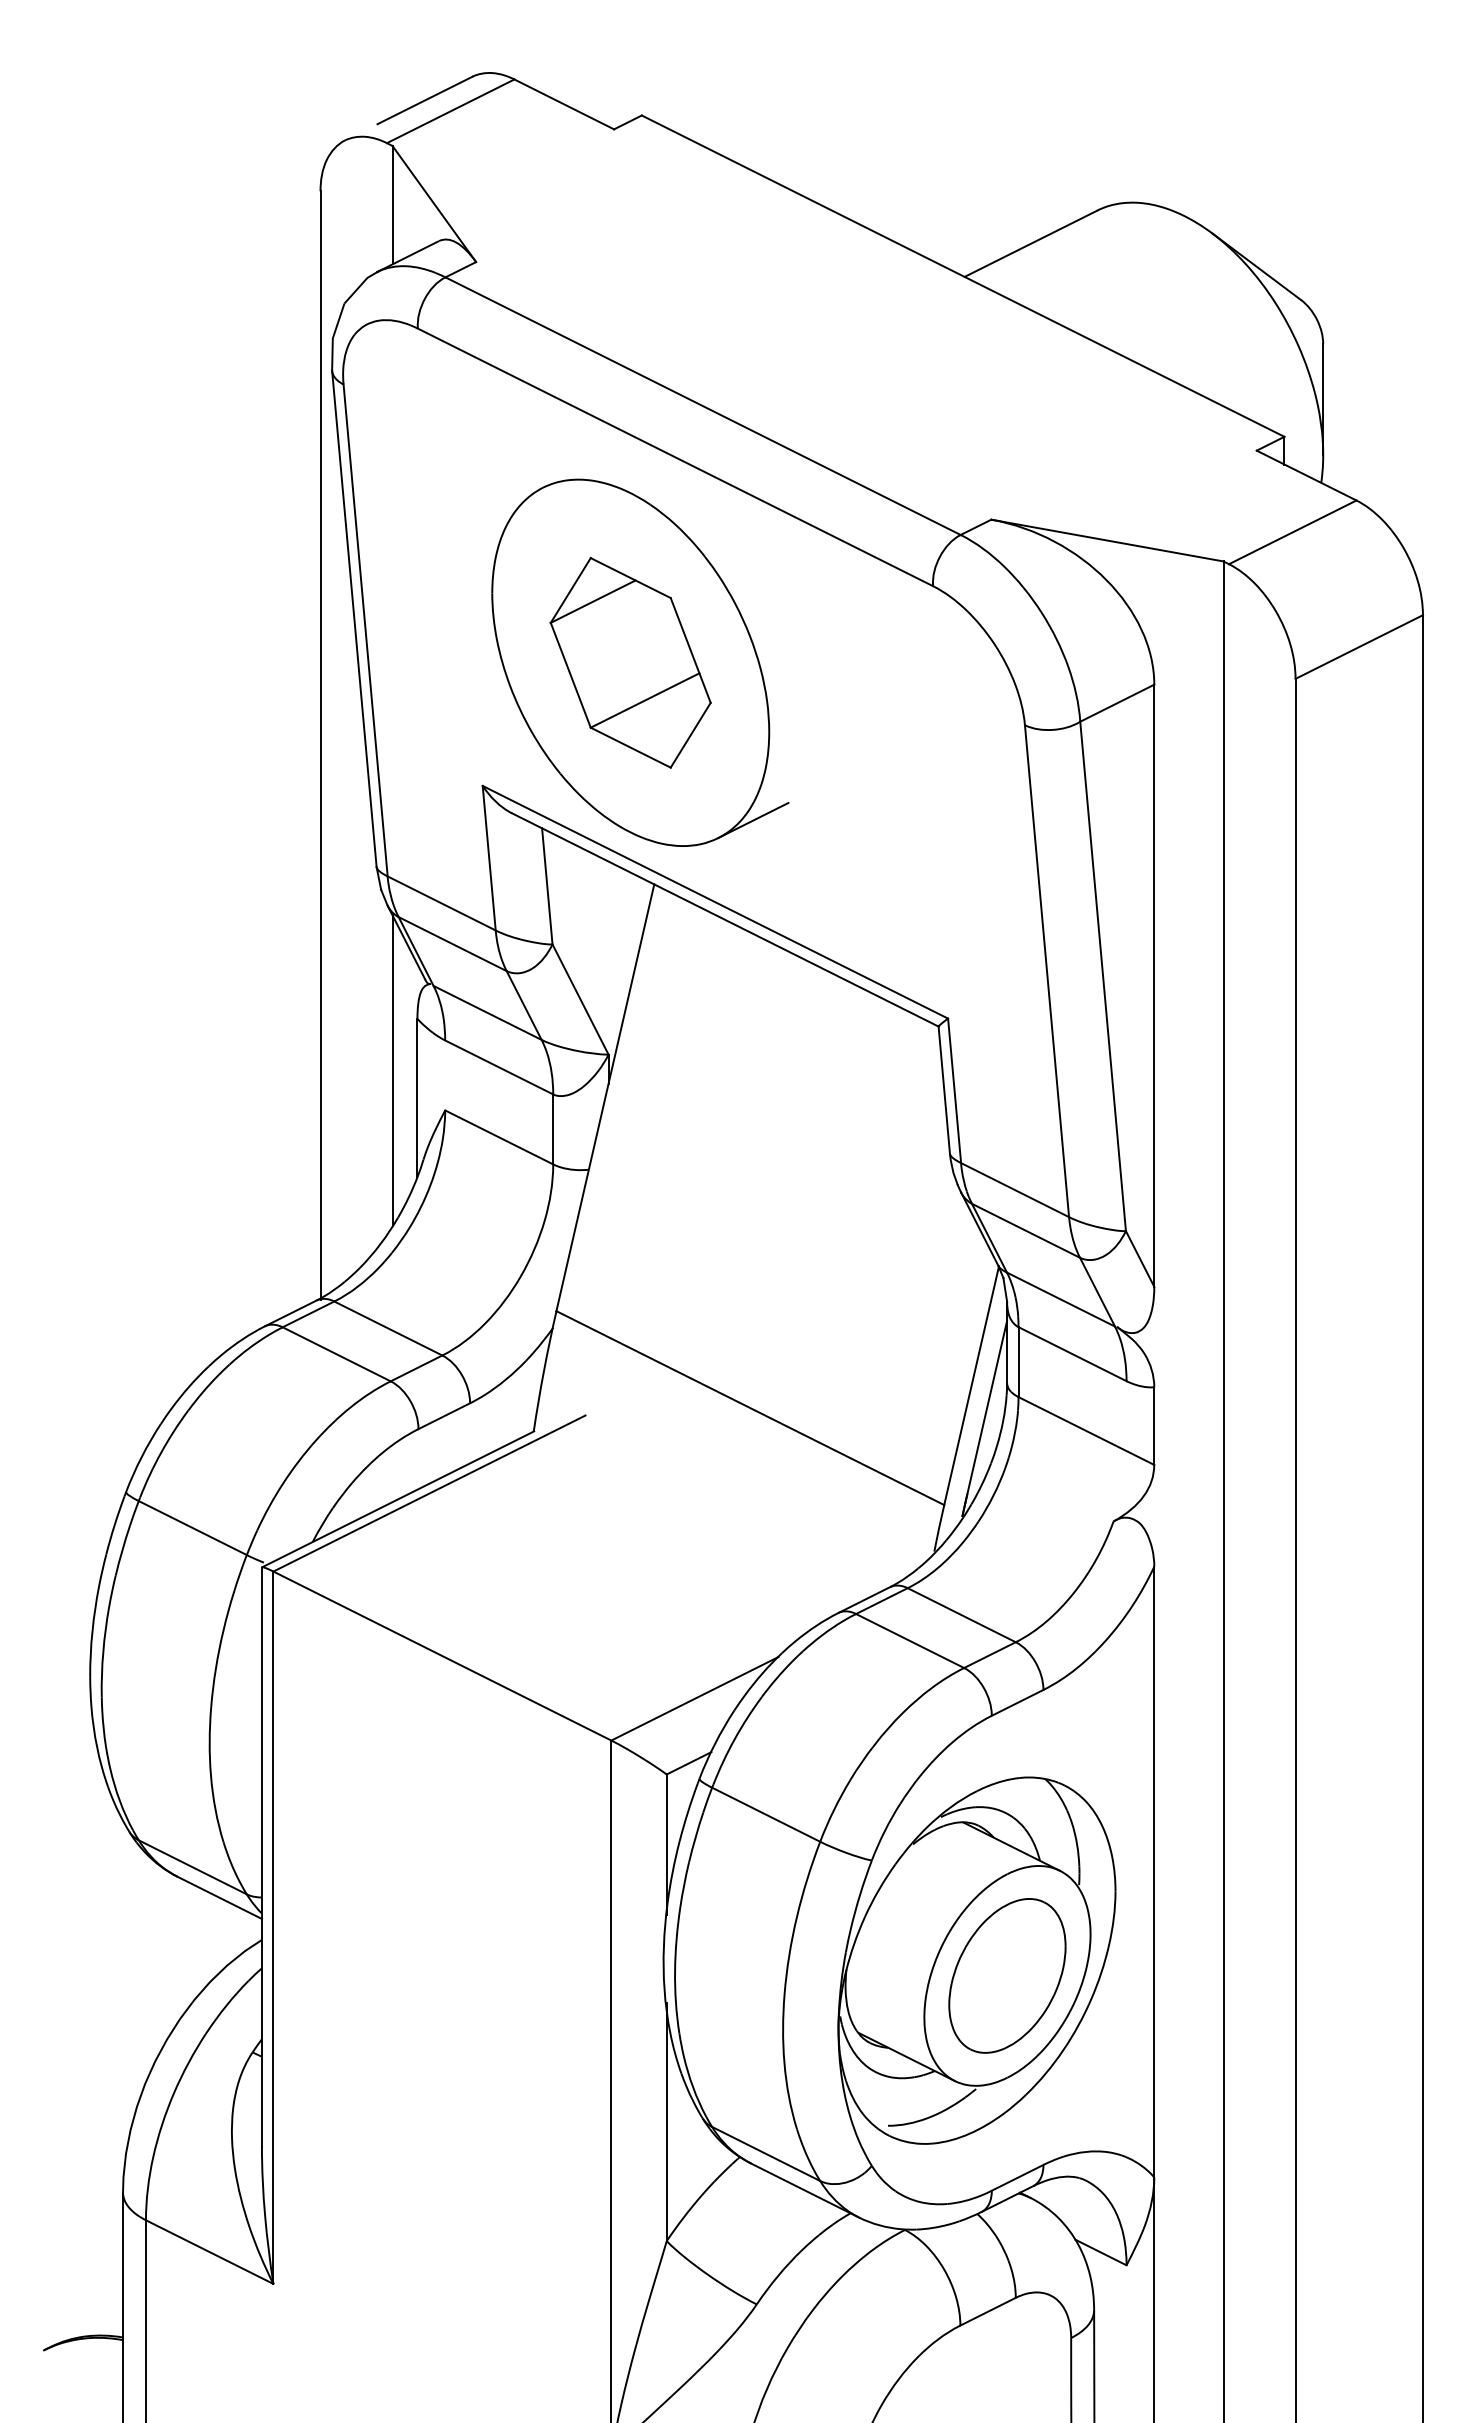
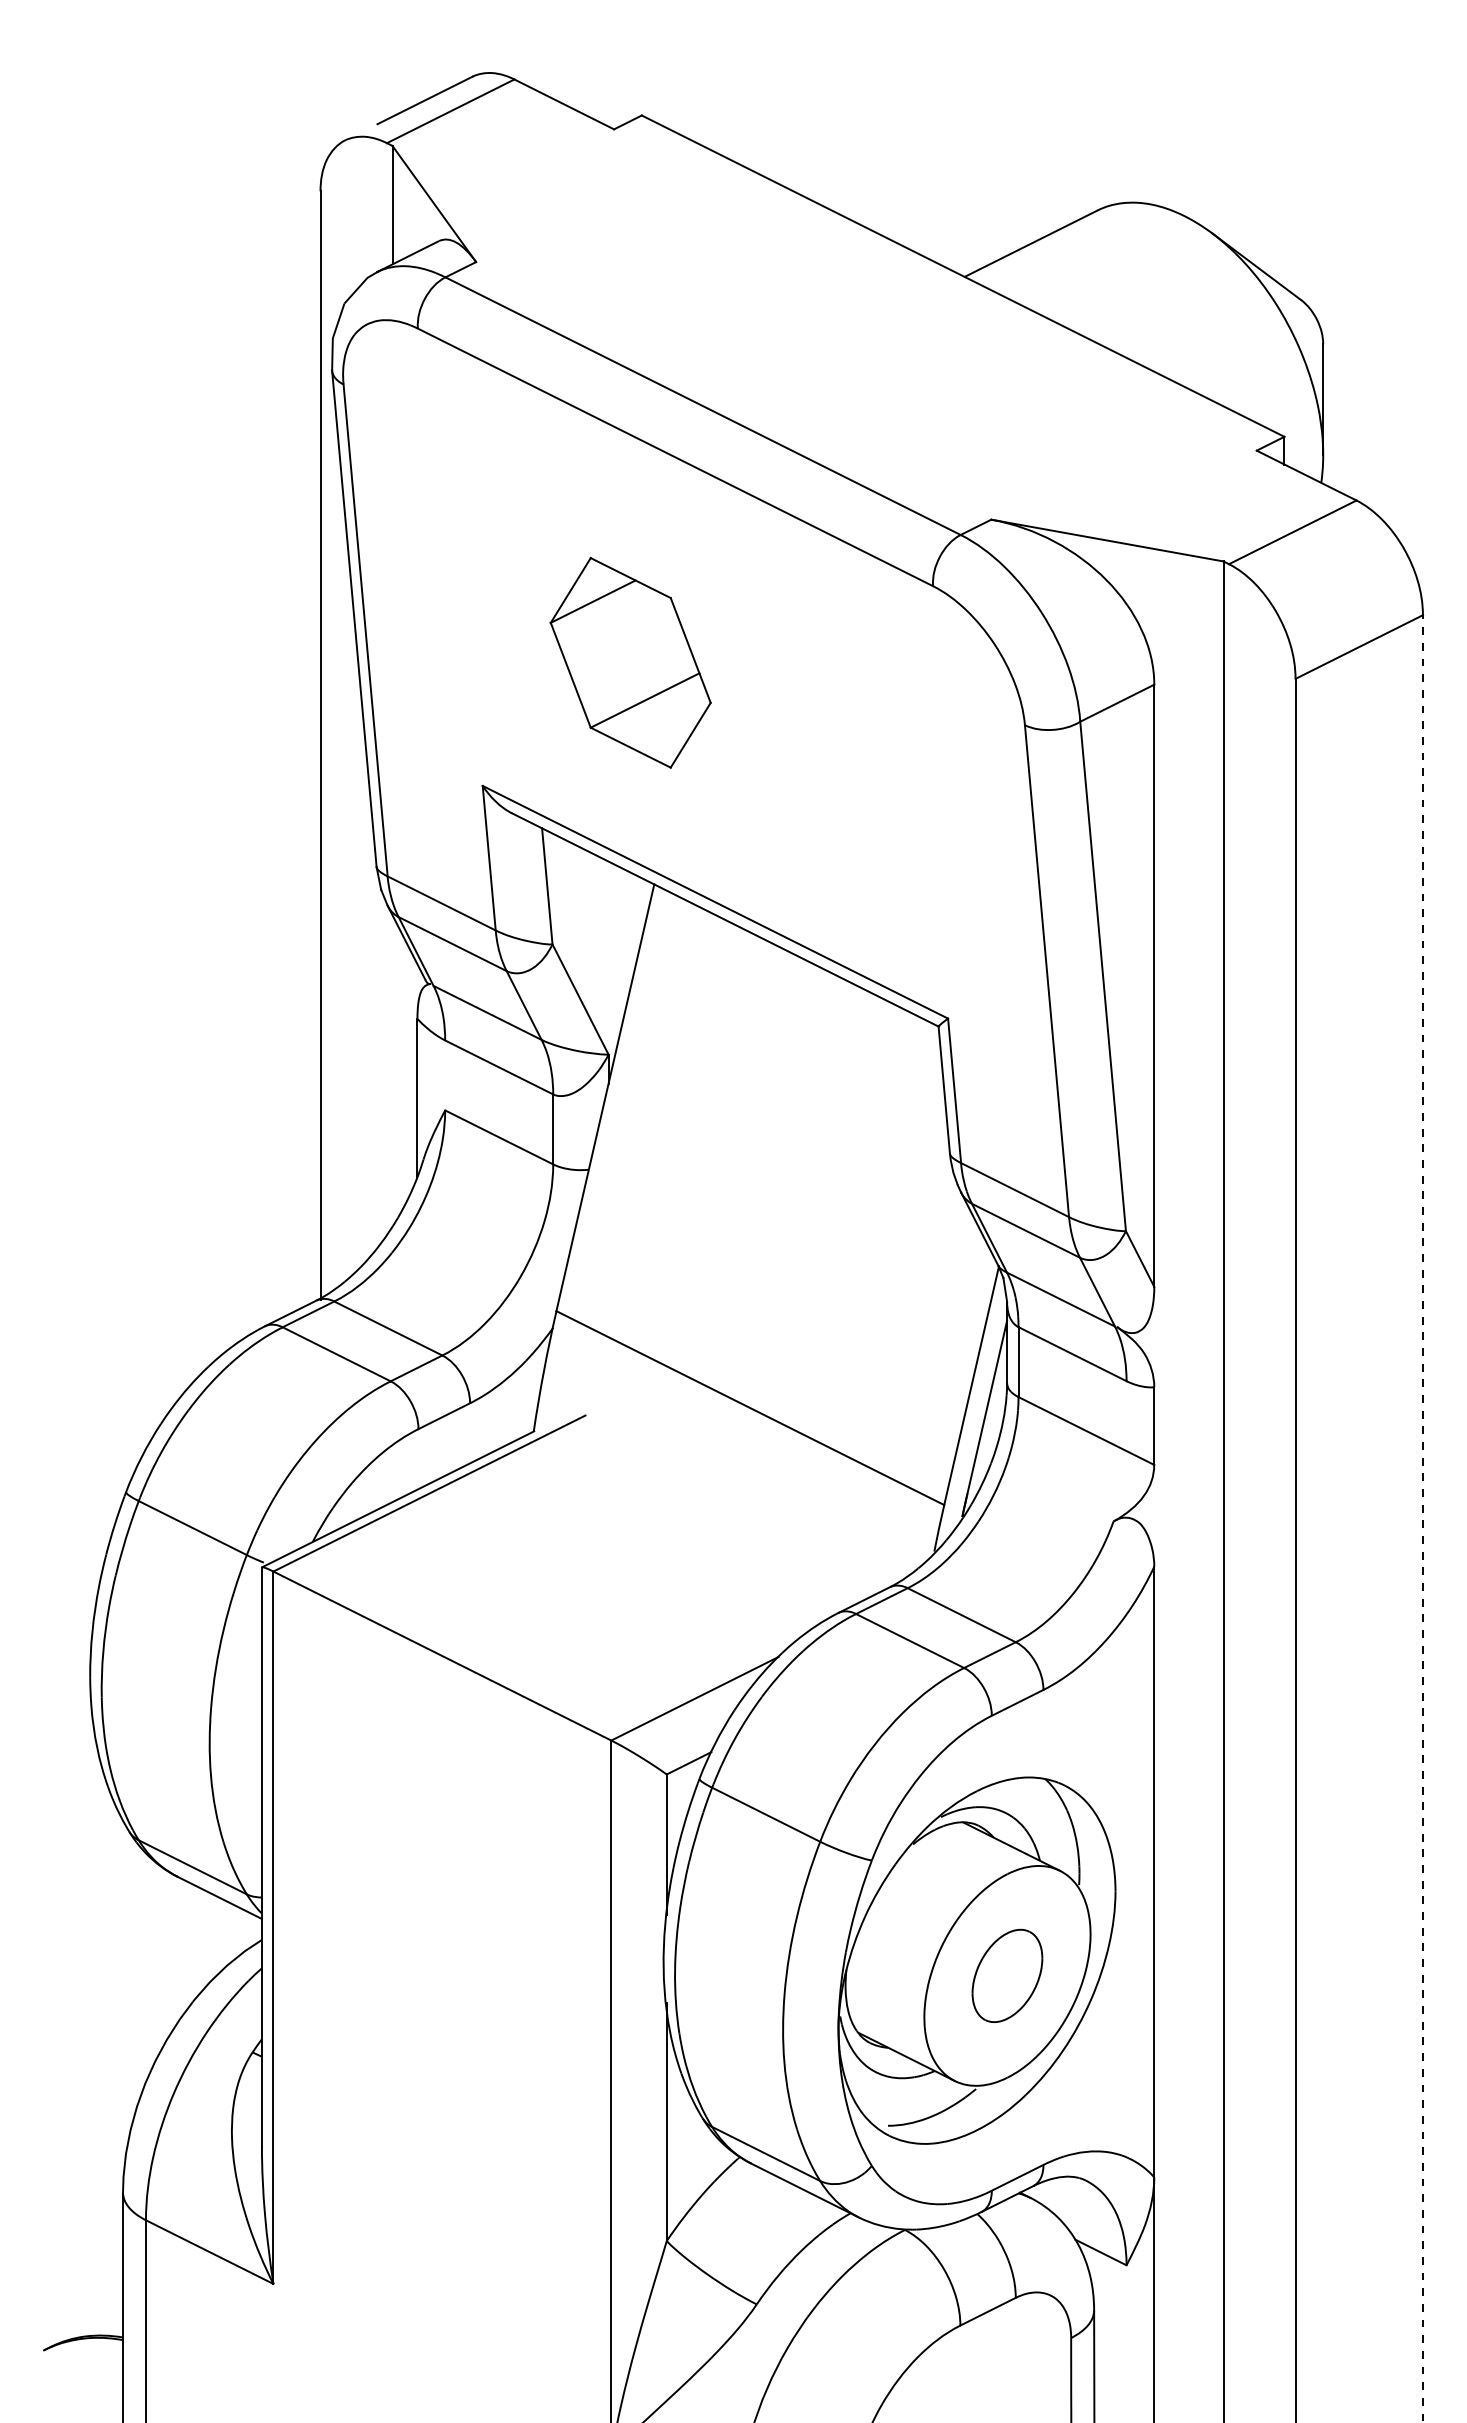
part: present -> none (640, 662)
line: present -> none (392, 1070)
line: solid -> dashed (1422, 1518)
part size: 119x156 px -> 73x95 px (1007, 1975)
